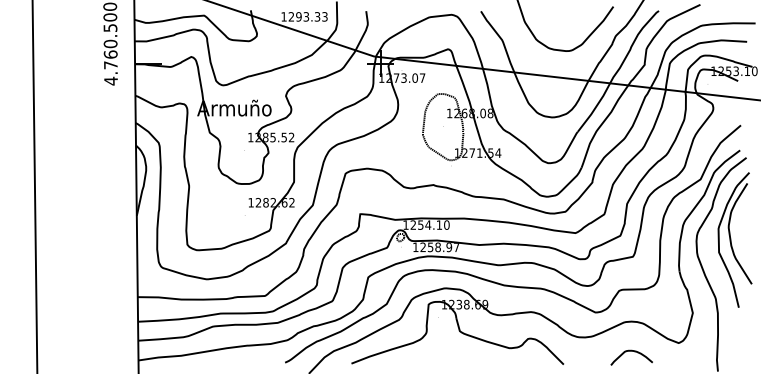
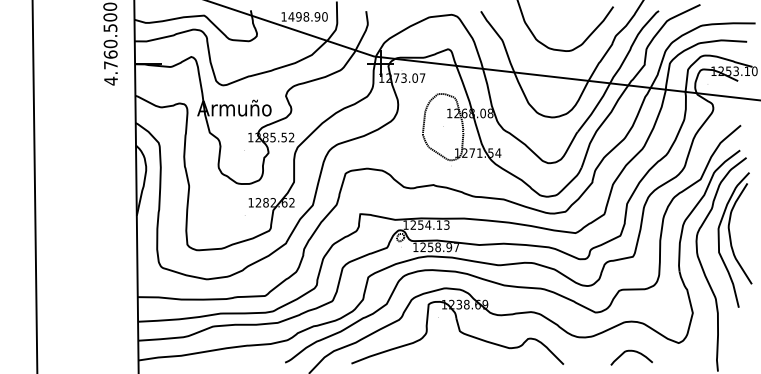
text: 1293.33 -> 1498.90 (307, 16)
text: 1254.10 -> 1254.13 (446, 224)
